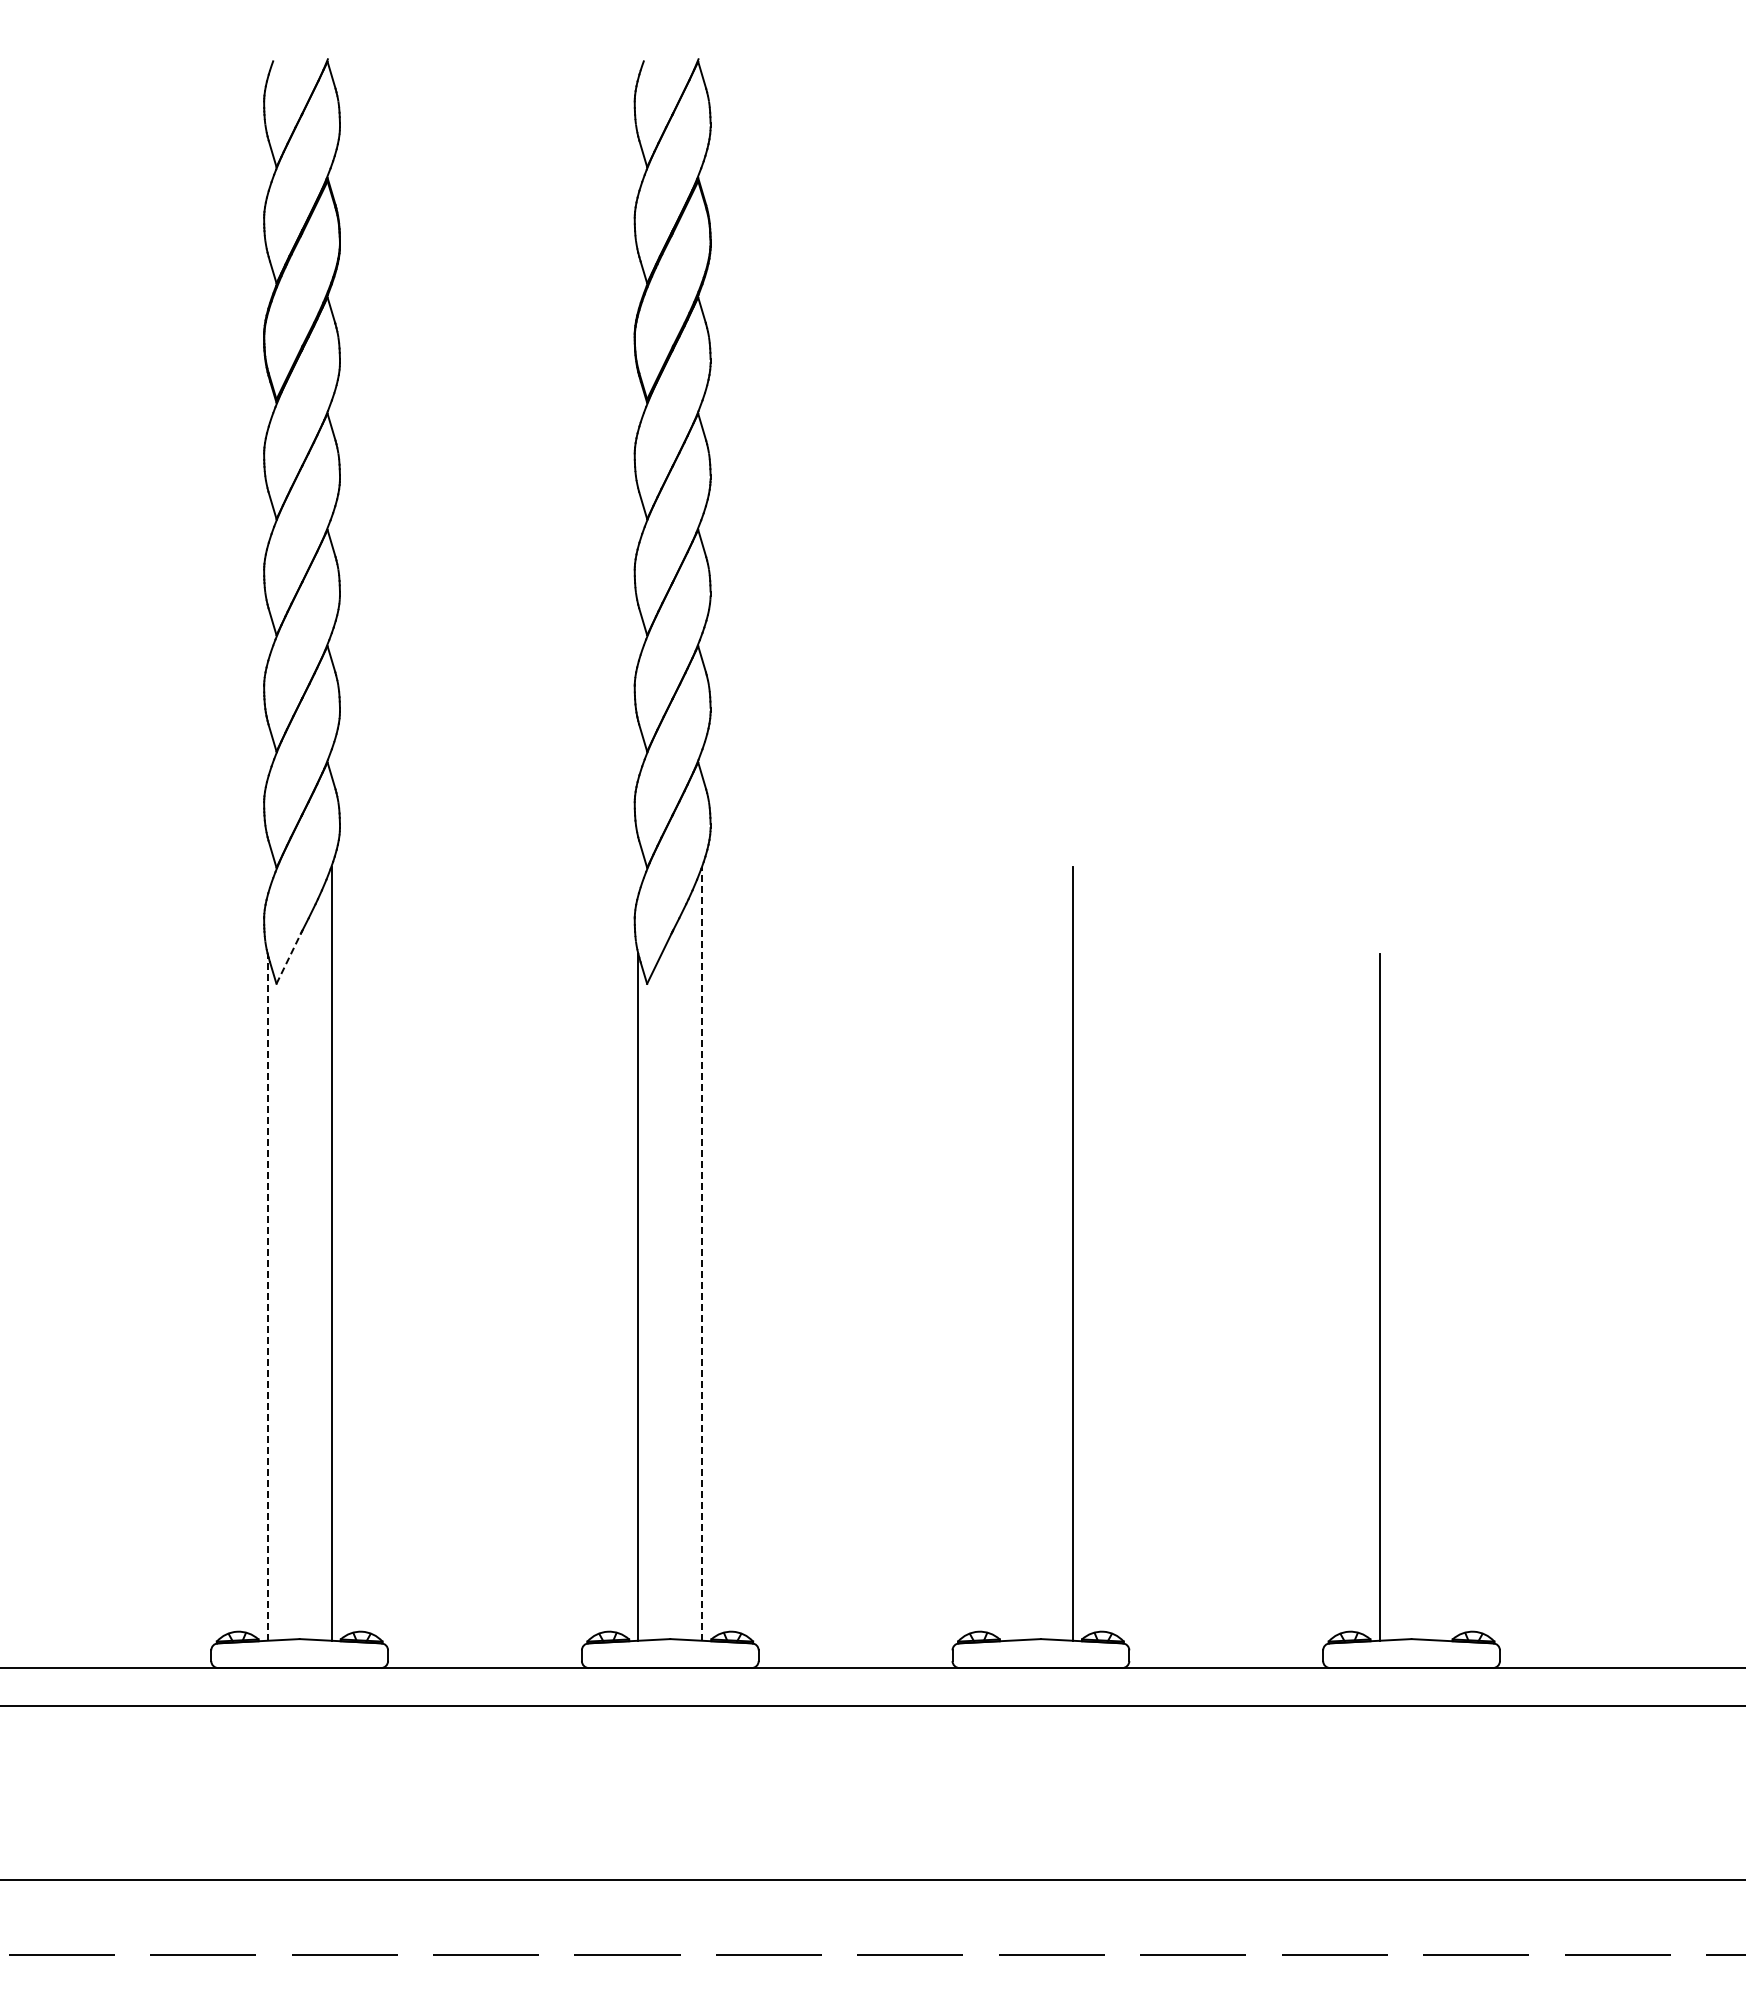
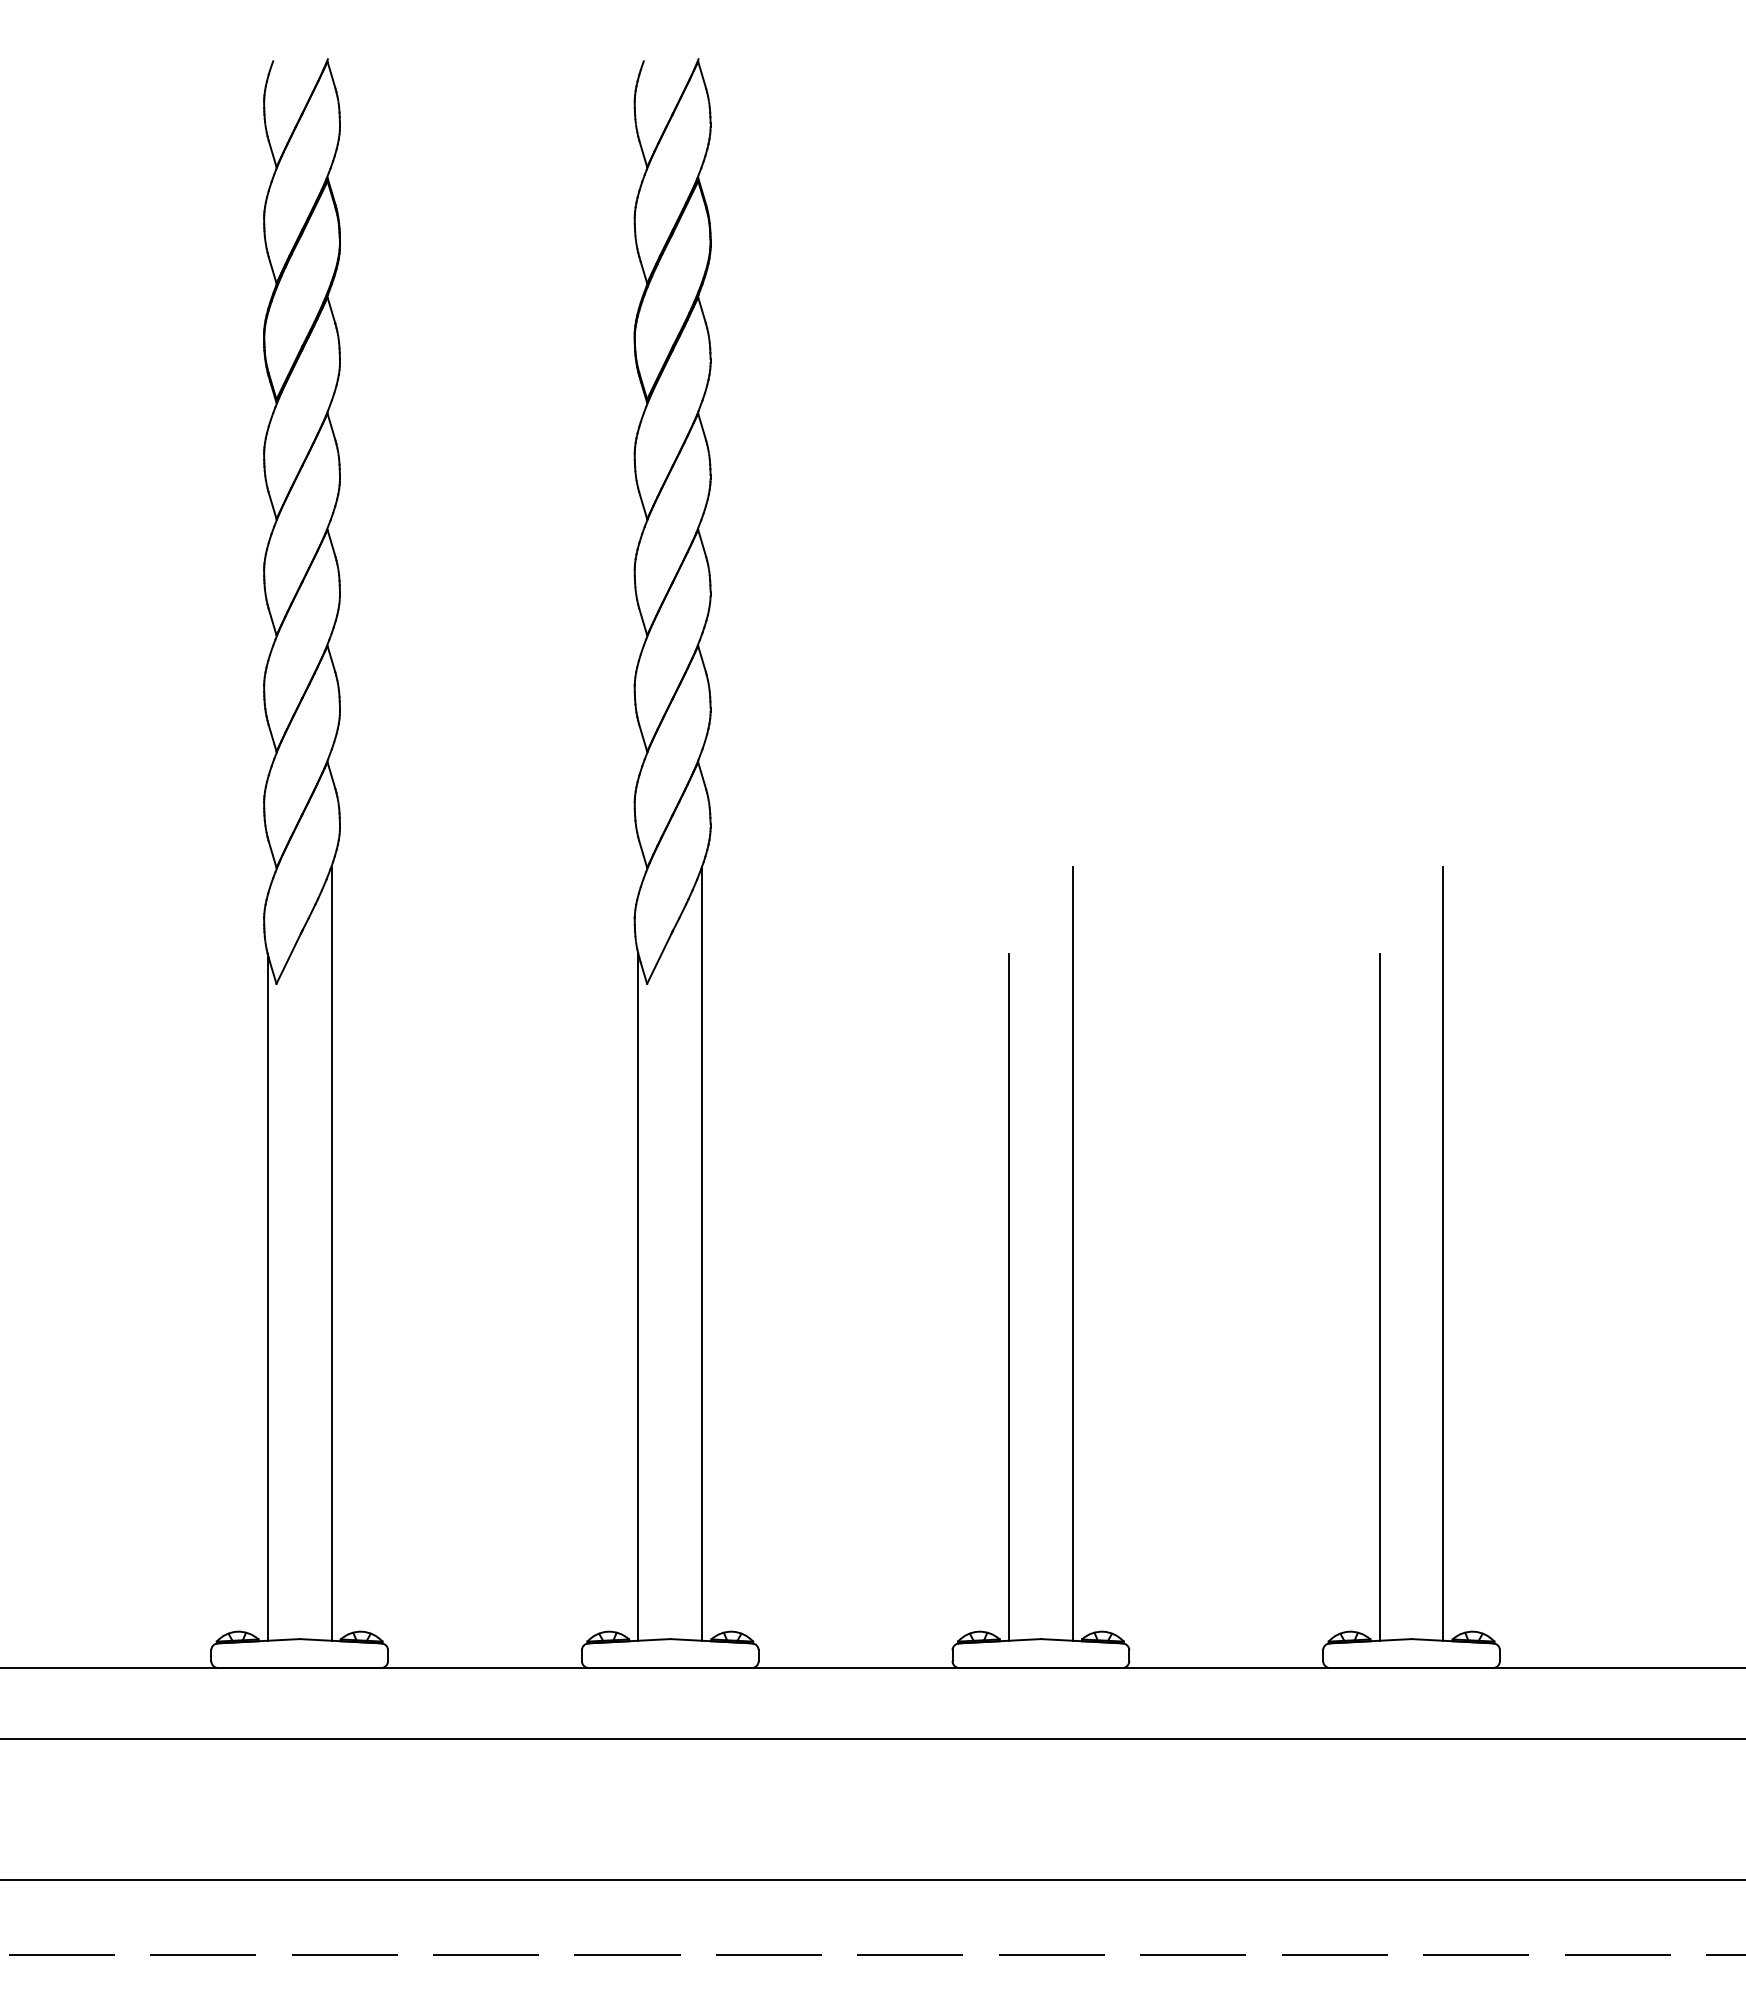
line: dashed -> solid (289, 957)
line: dashed -> solid (702, 1253)
line: none -> present (1443, 1253)
line: dashed -> solid (267, 1297)
line: none -> present (1009, 1297)
line position: (872, 1705) -> (872, 1738) (872, 1738)
